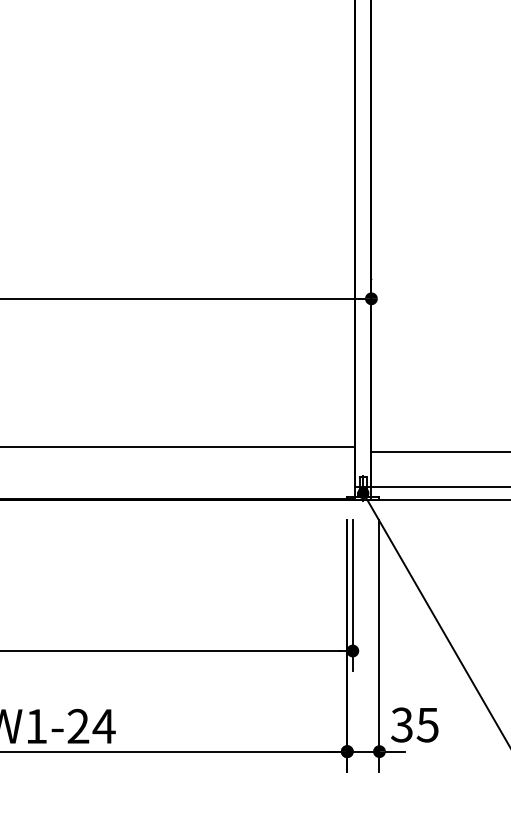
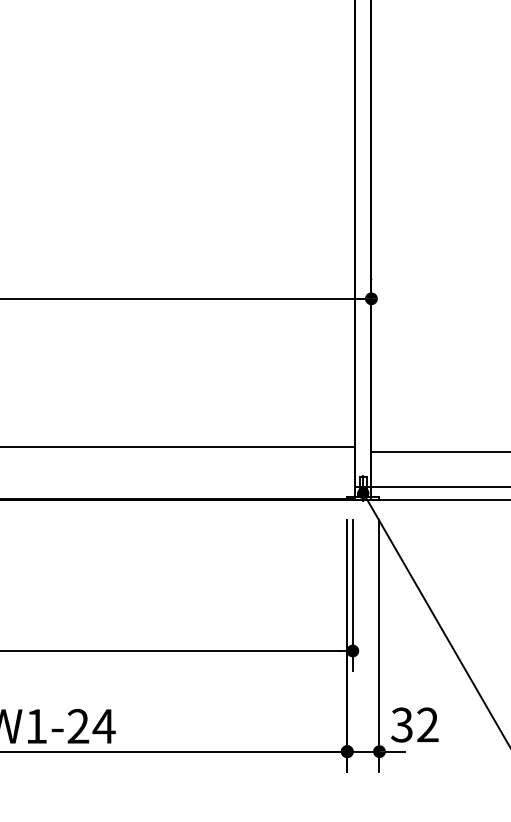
text: 35 -> 32 (427, 724)
